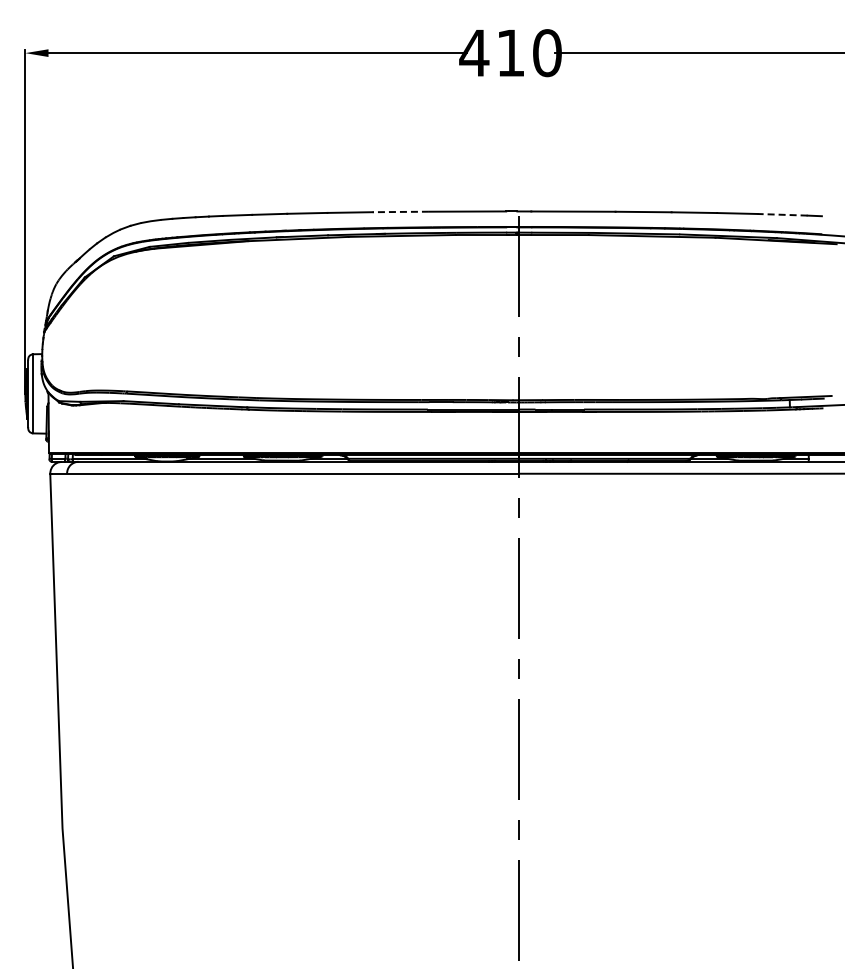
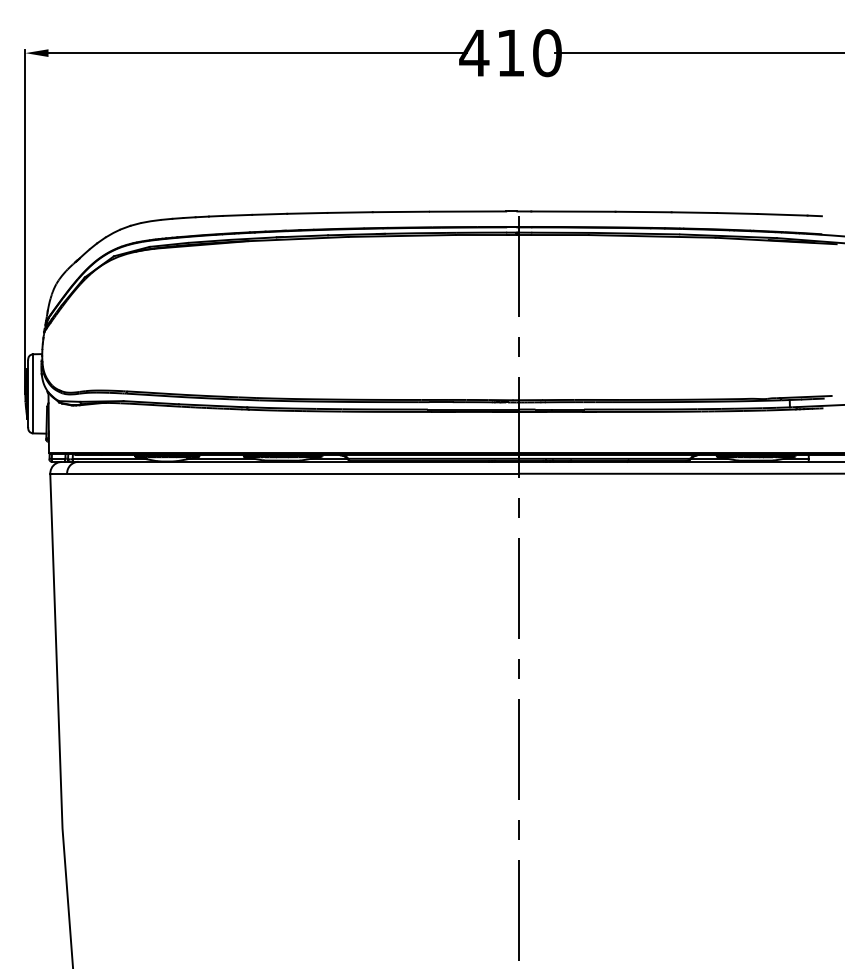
line: dashed -> solid (400, 211)
line: dashed -> solid (782, 214)
